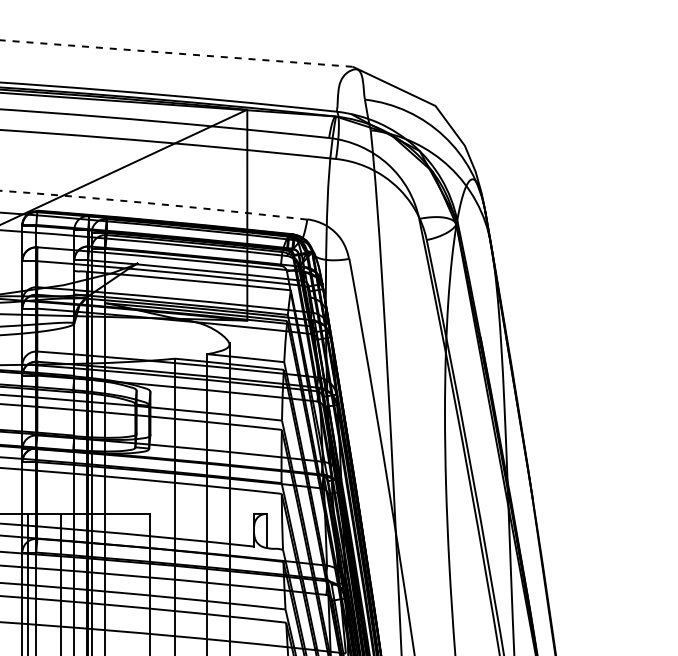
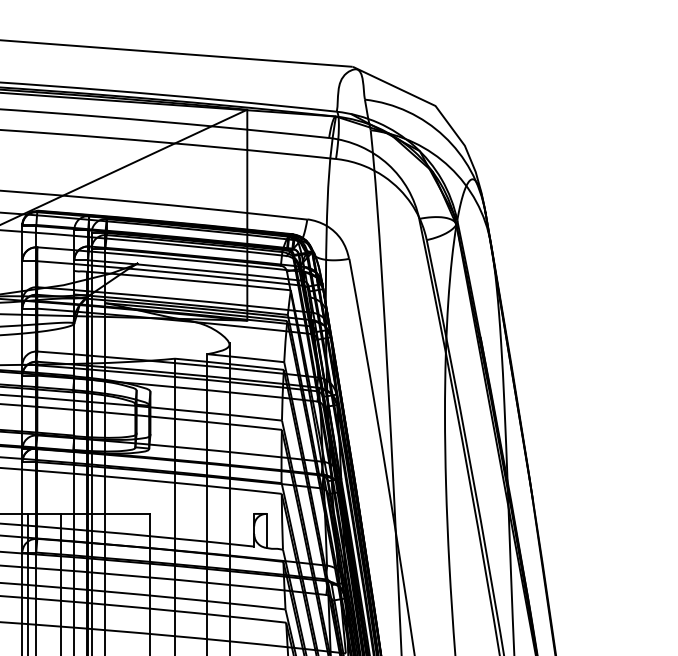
line: dashed -> solid (176, 53)
arc: dashed -> solid (152, 203)
